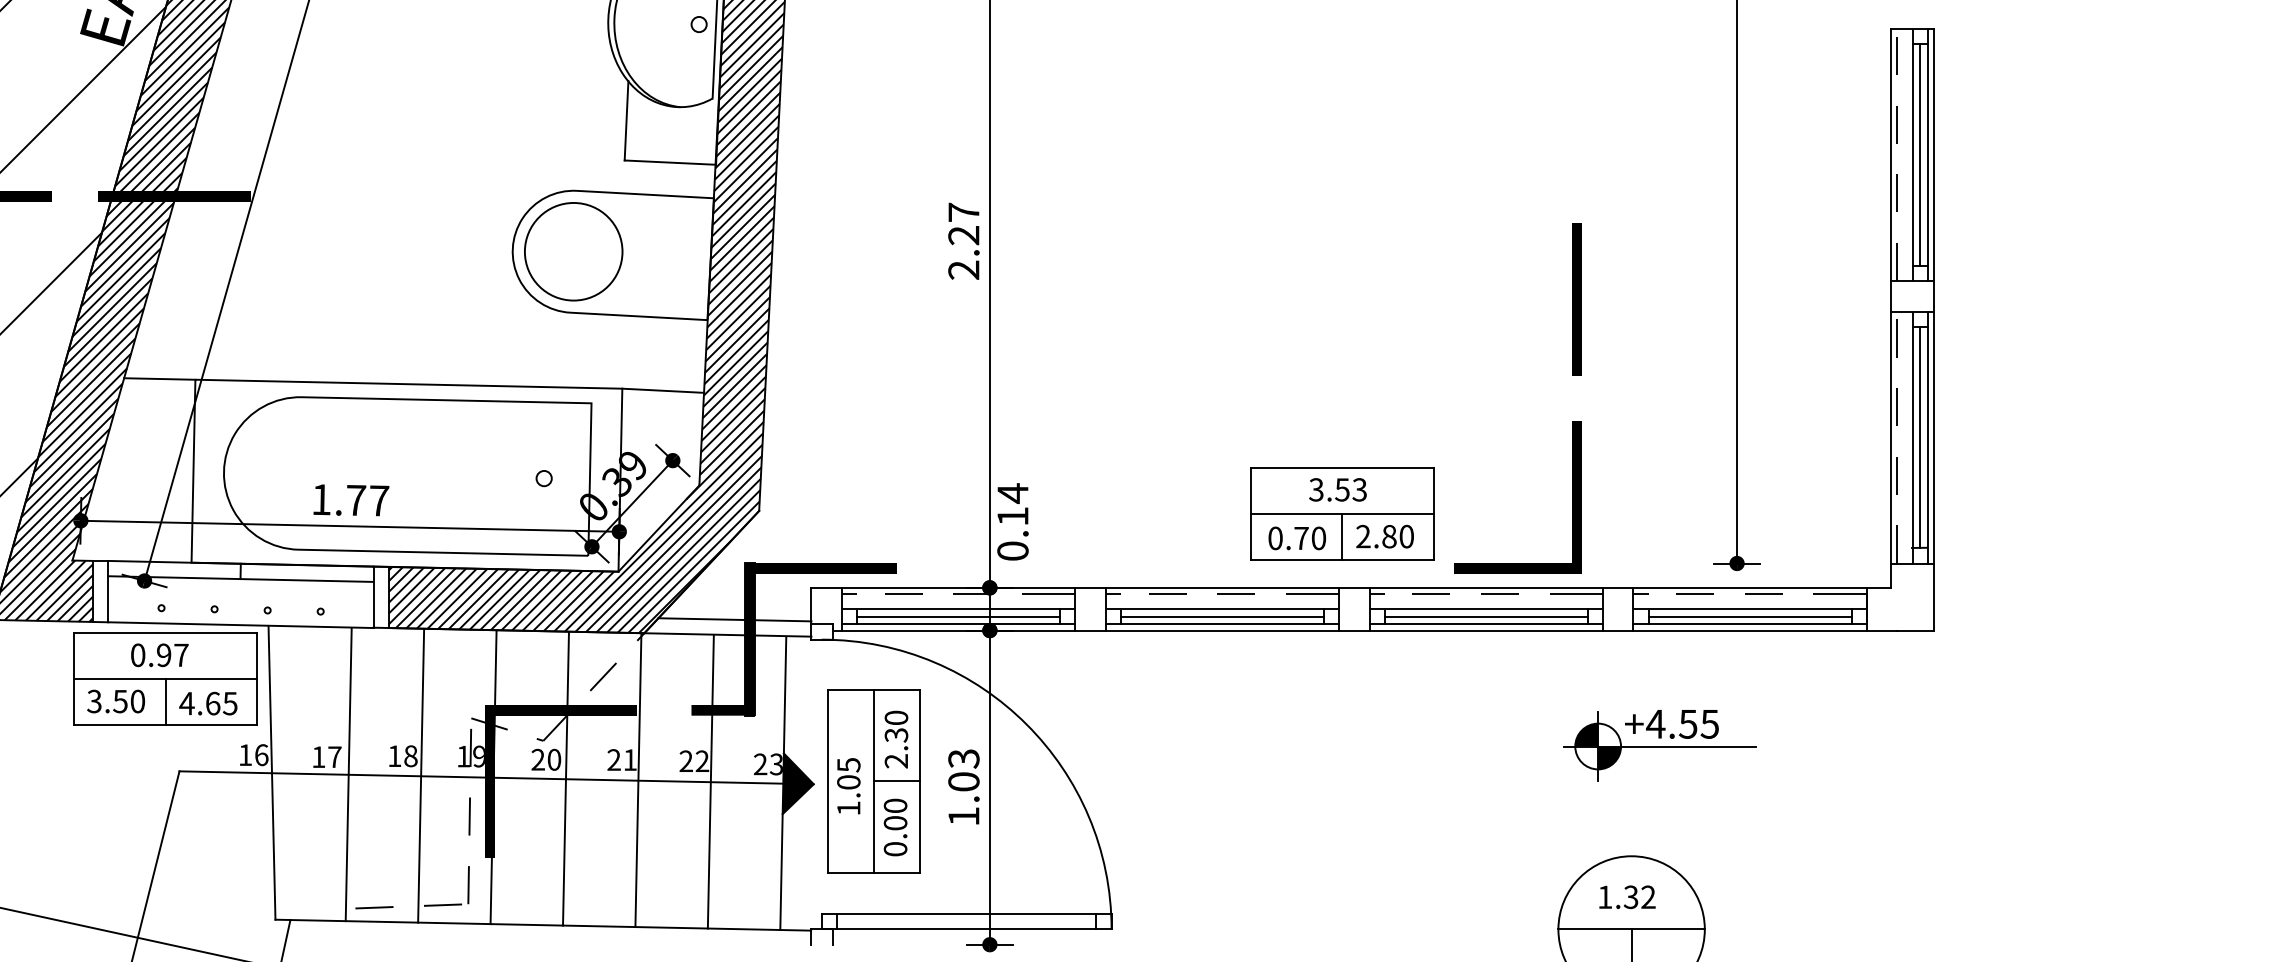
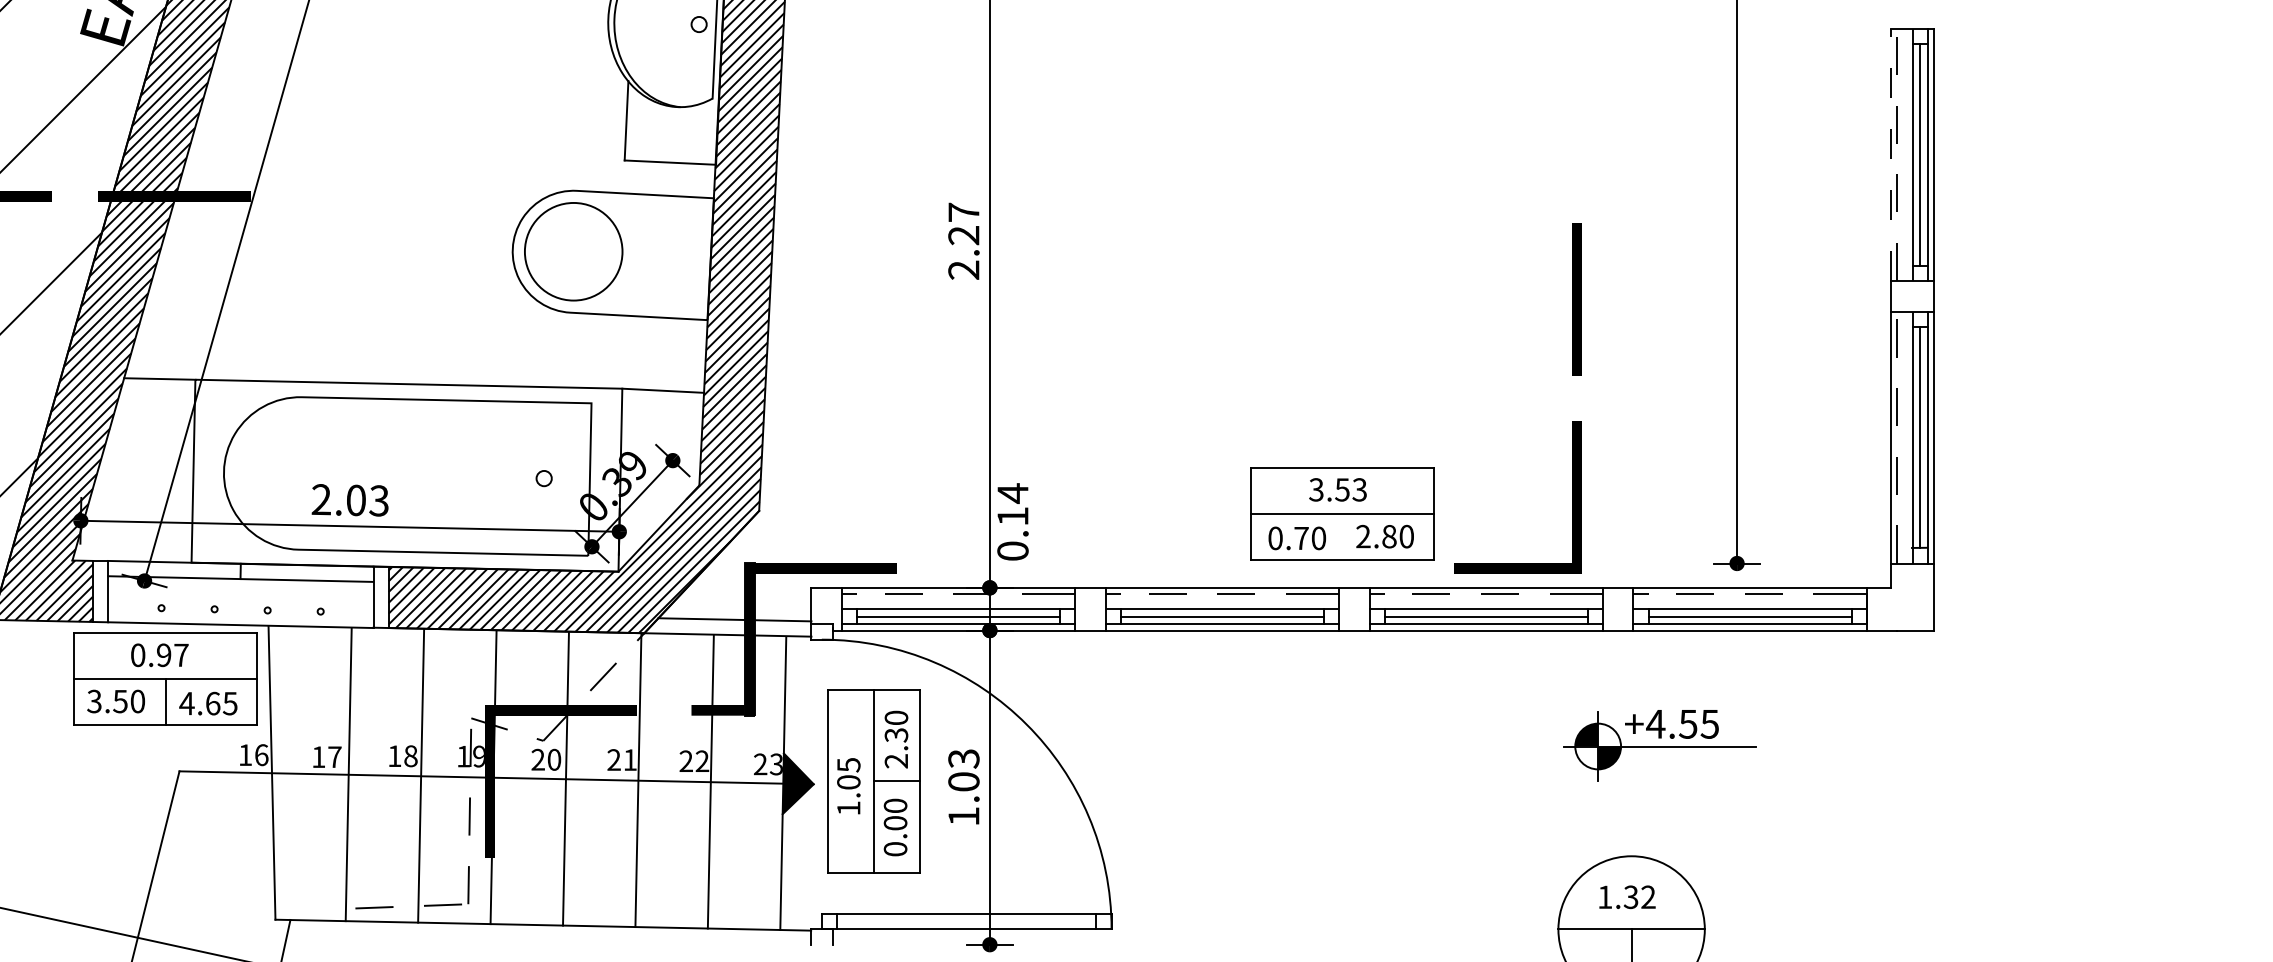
line: solid -> dashed (1891, 155)
text: 1.77 -> 2.03 (350, 500)
line: present -> none (1342, 536)
